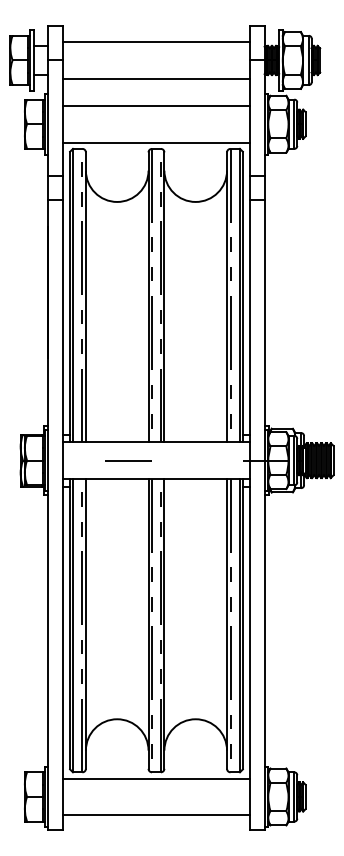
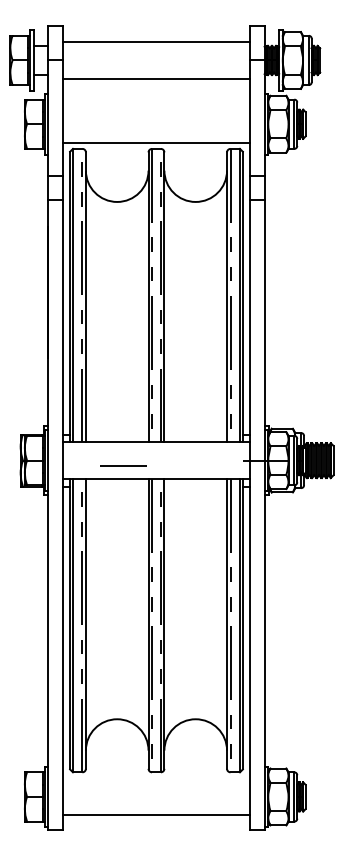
line: present -> none (156, 105)
line position: (128, 460) -> (123, 465) (123, 465)
line: present -> none (156, 778)
